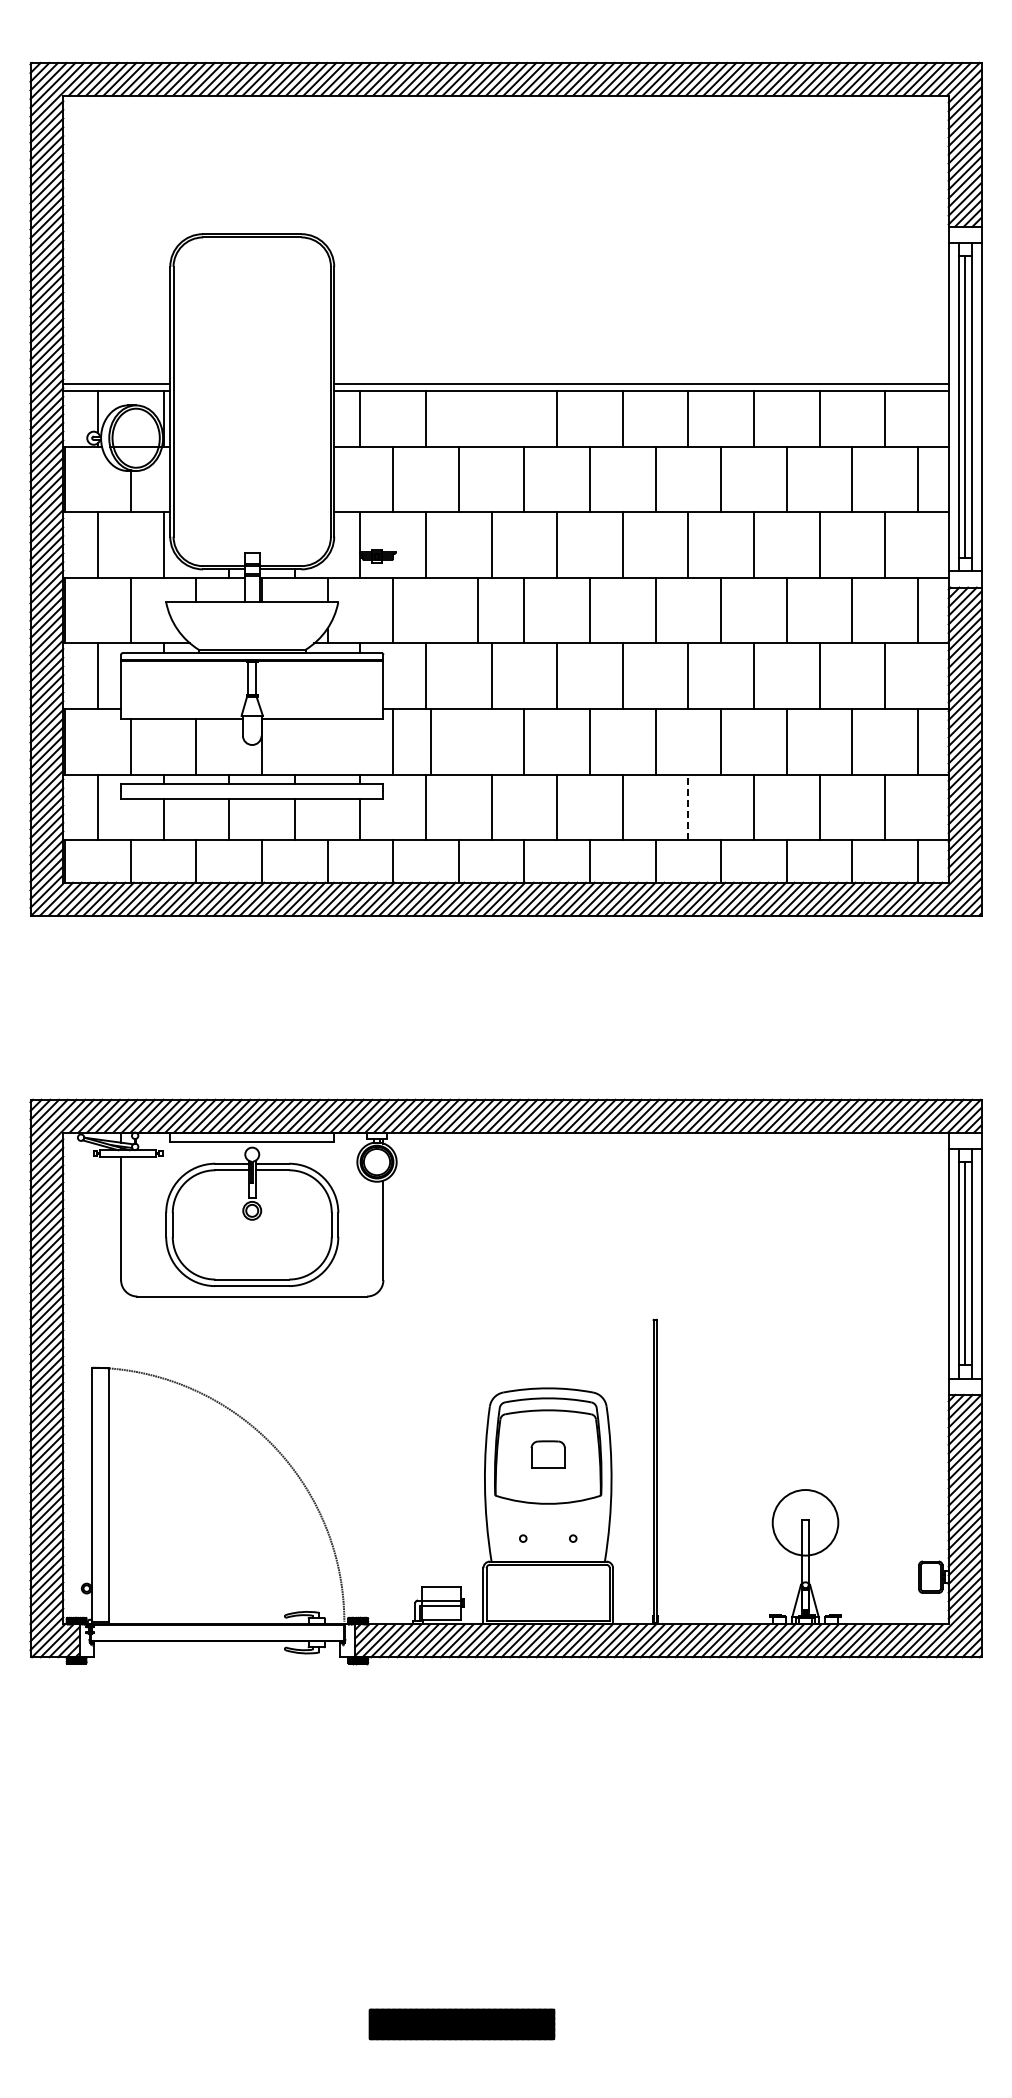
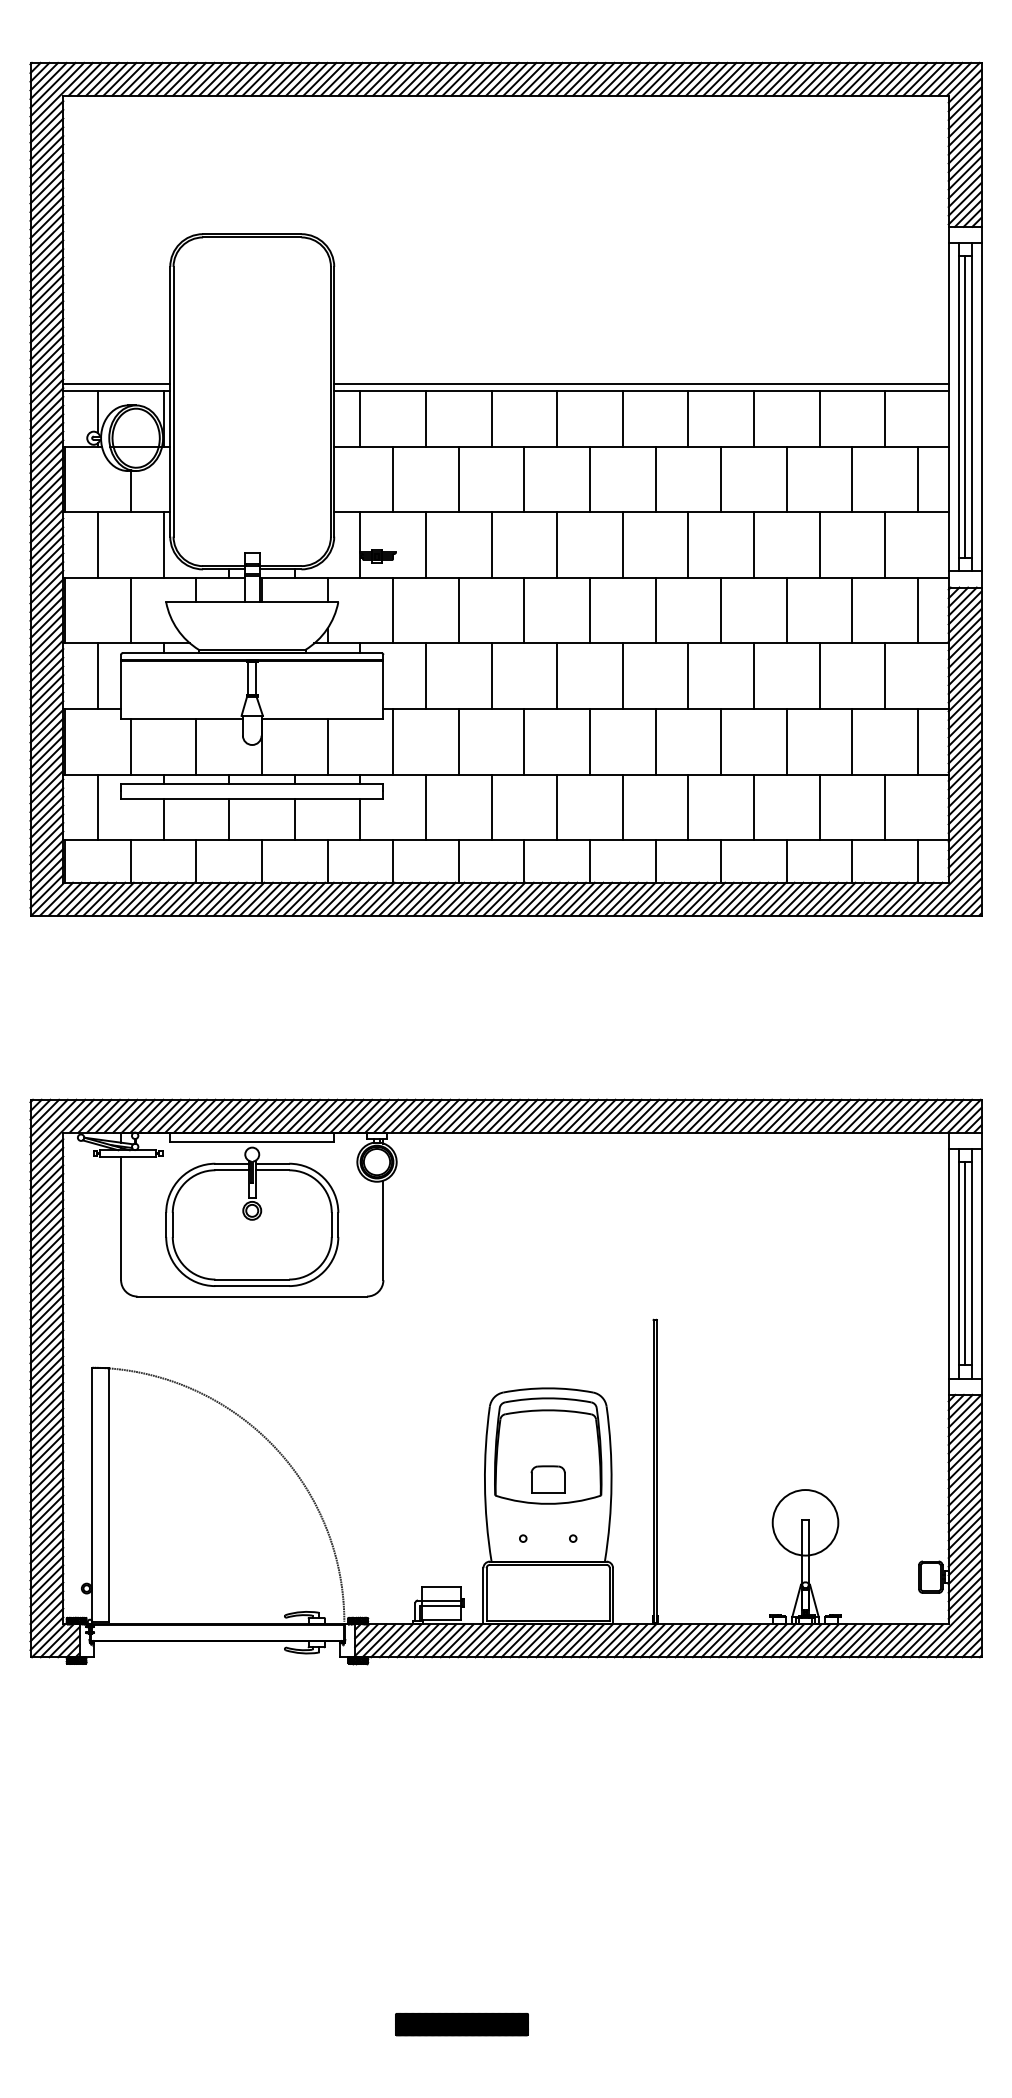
line: none -> present (491, 418)
line position: (477, 610) -> (458, 610) (458, 610)
line position: (430, 741) -> (458, 741) (458, 741)
line: none -> present (327, 746)
line: dashed -> solid (688, 807)
part position: (547, 1454) -> (547, 1479) (547, 1479)
part size: 188x33 px -> 134x24 px (461, 2024)
